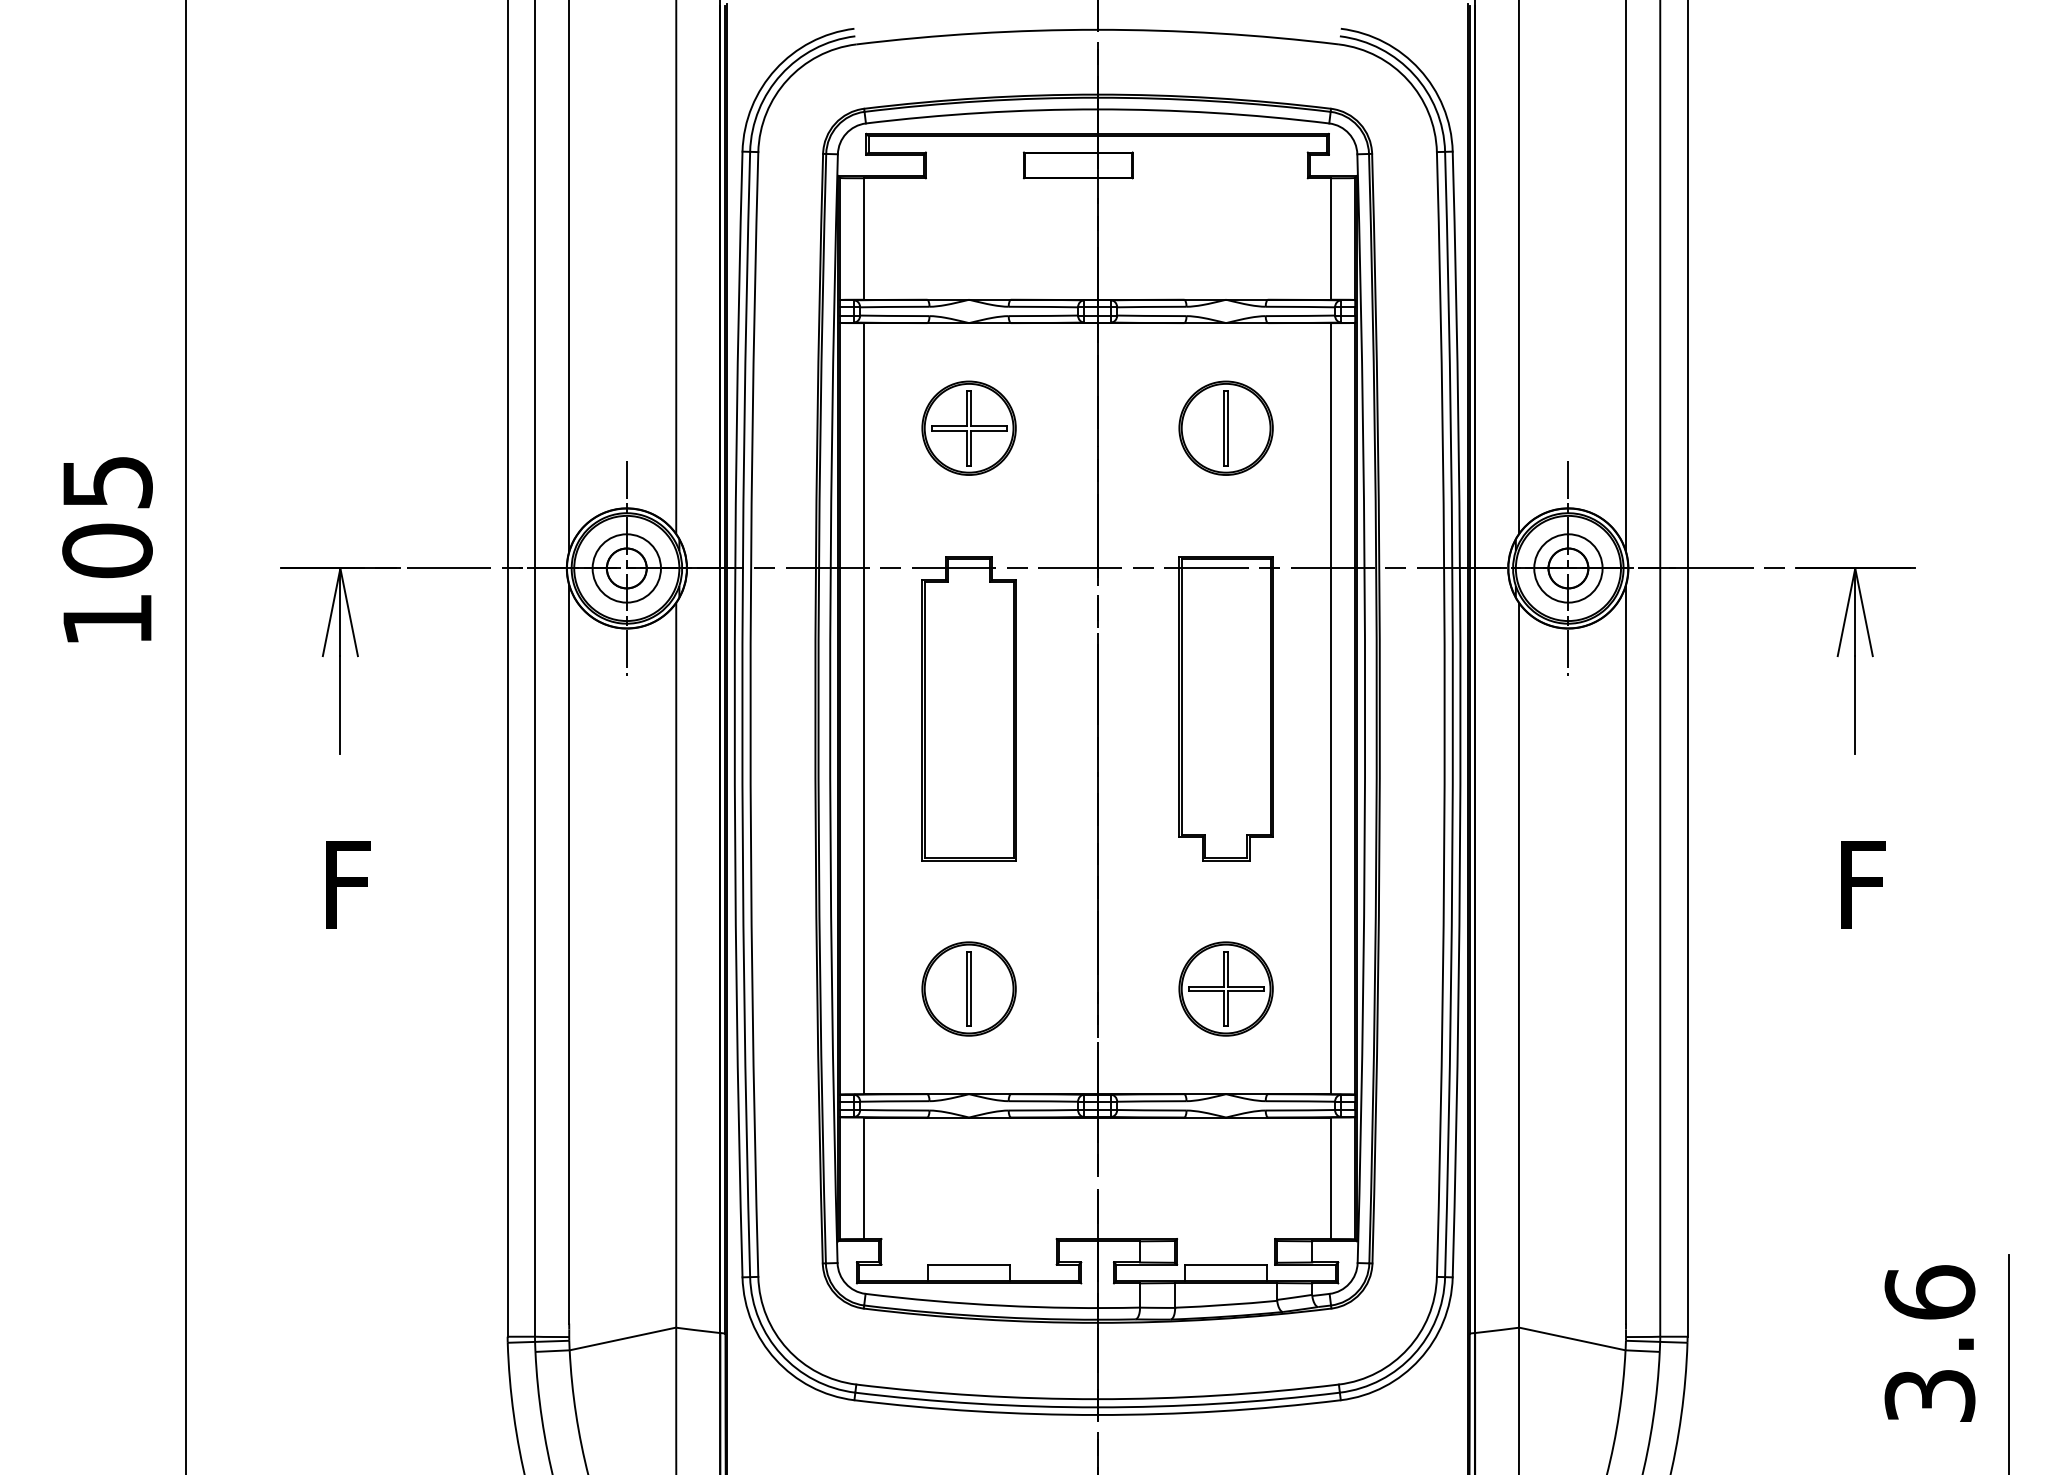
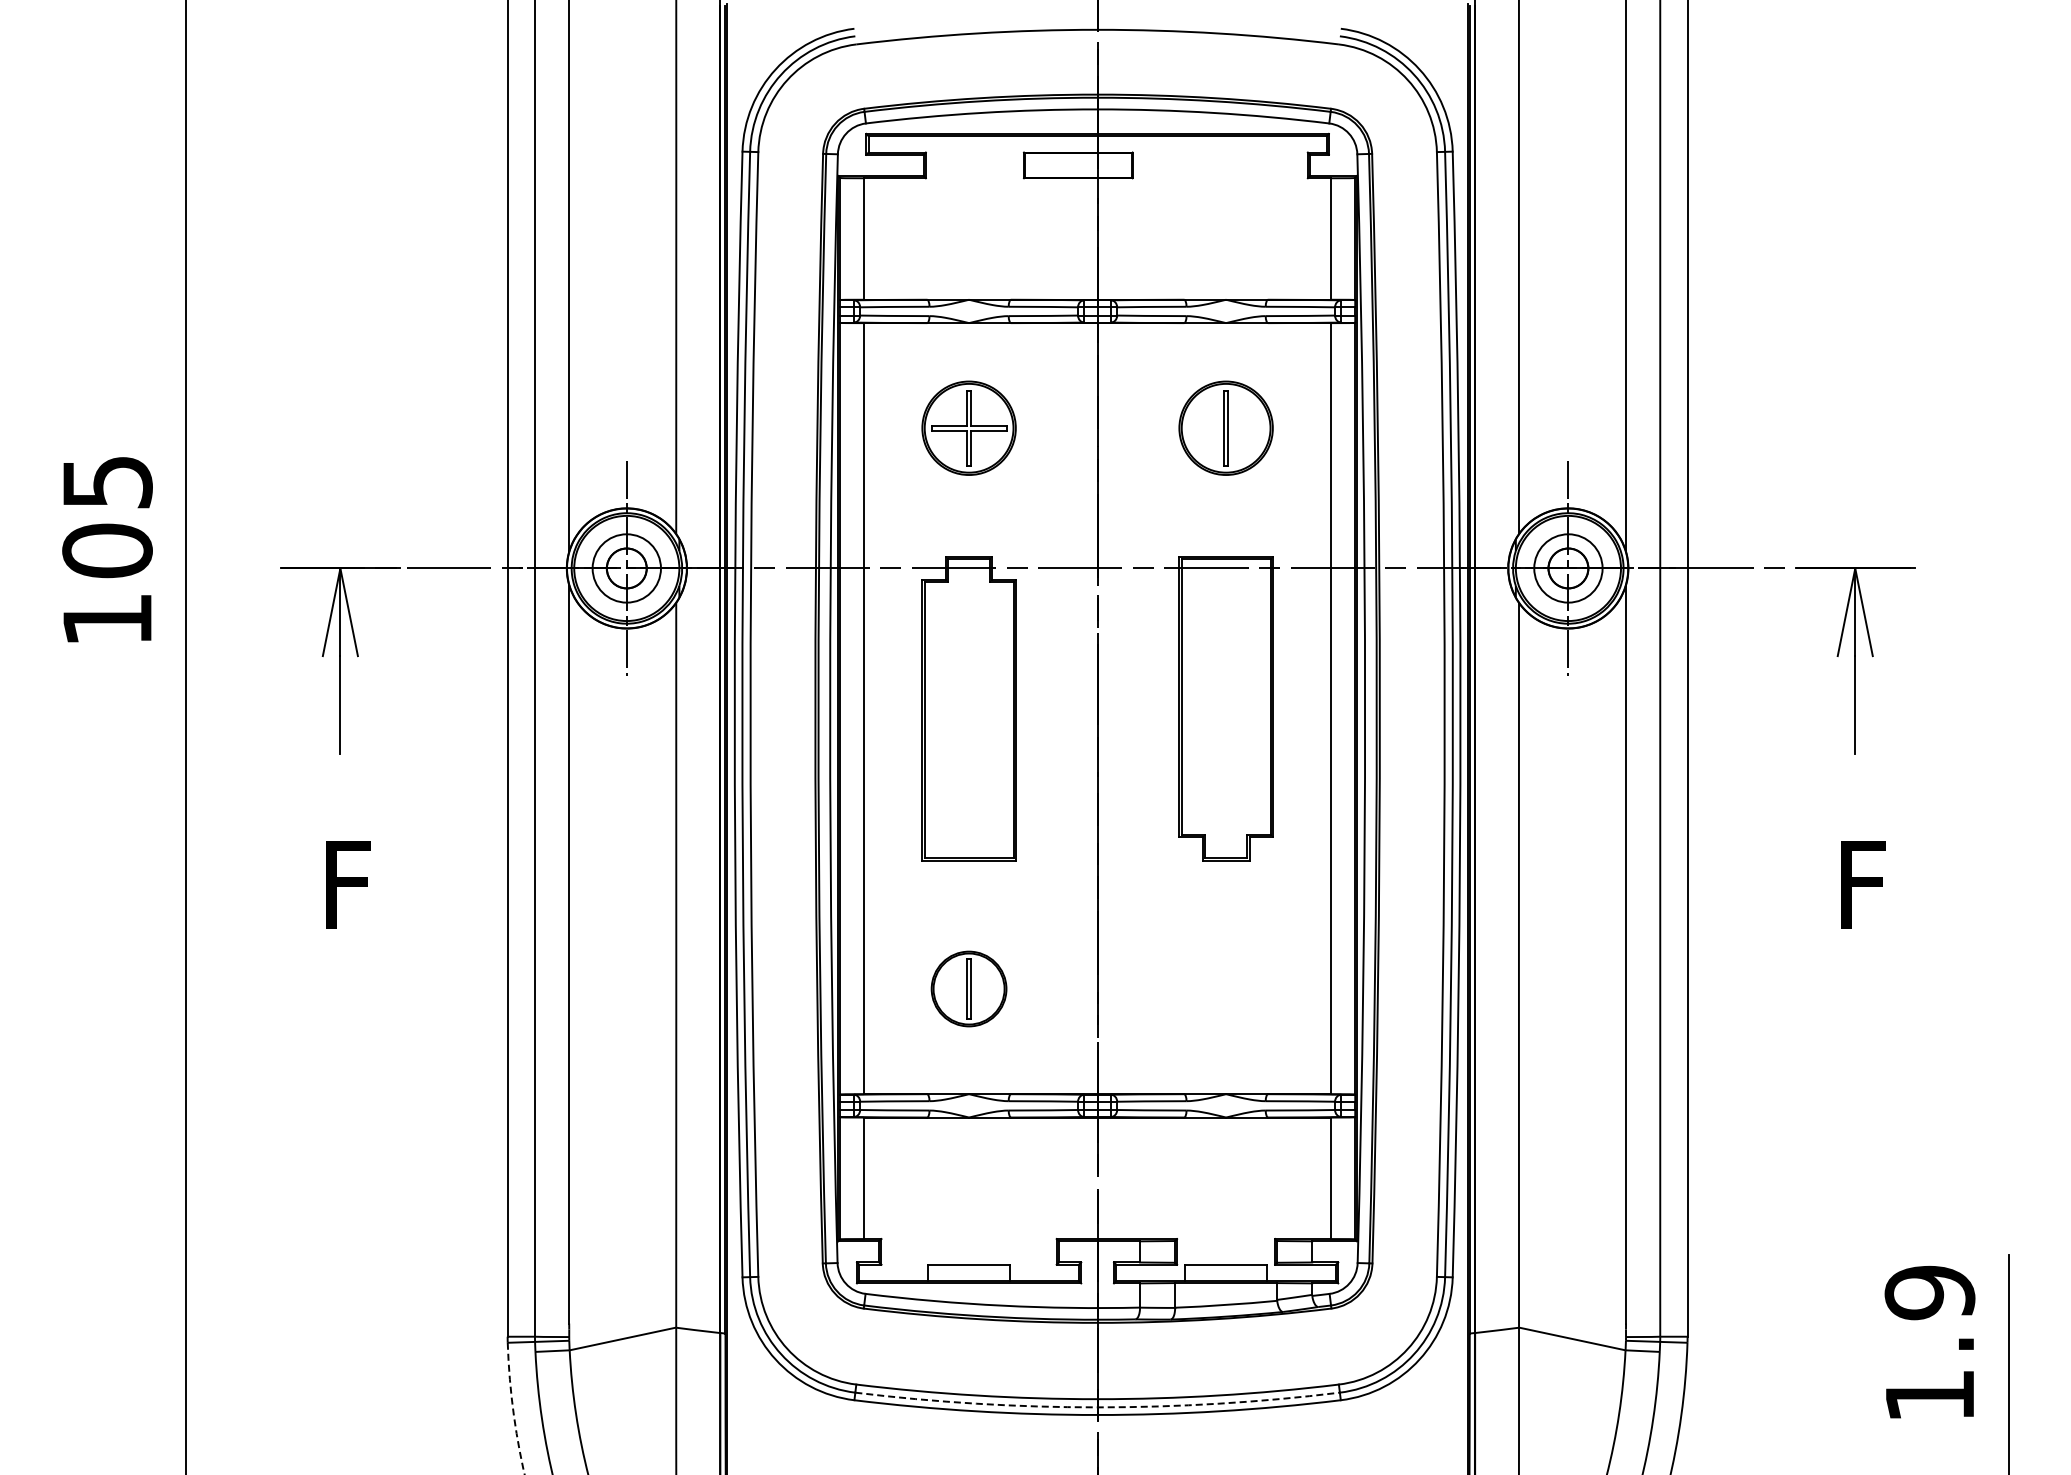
part size: 96x96 px -> 78x78 px (968, 988)
part: present -> none (1225, 988)
text: 3.6 -> 1.9 (1929, 1343)
arc: solid -> dashed (1097, 1407)
arc: solid -> dashed (513, 1409)
